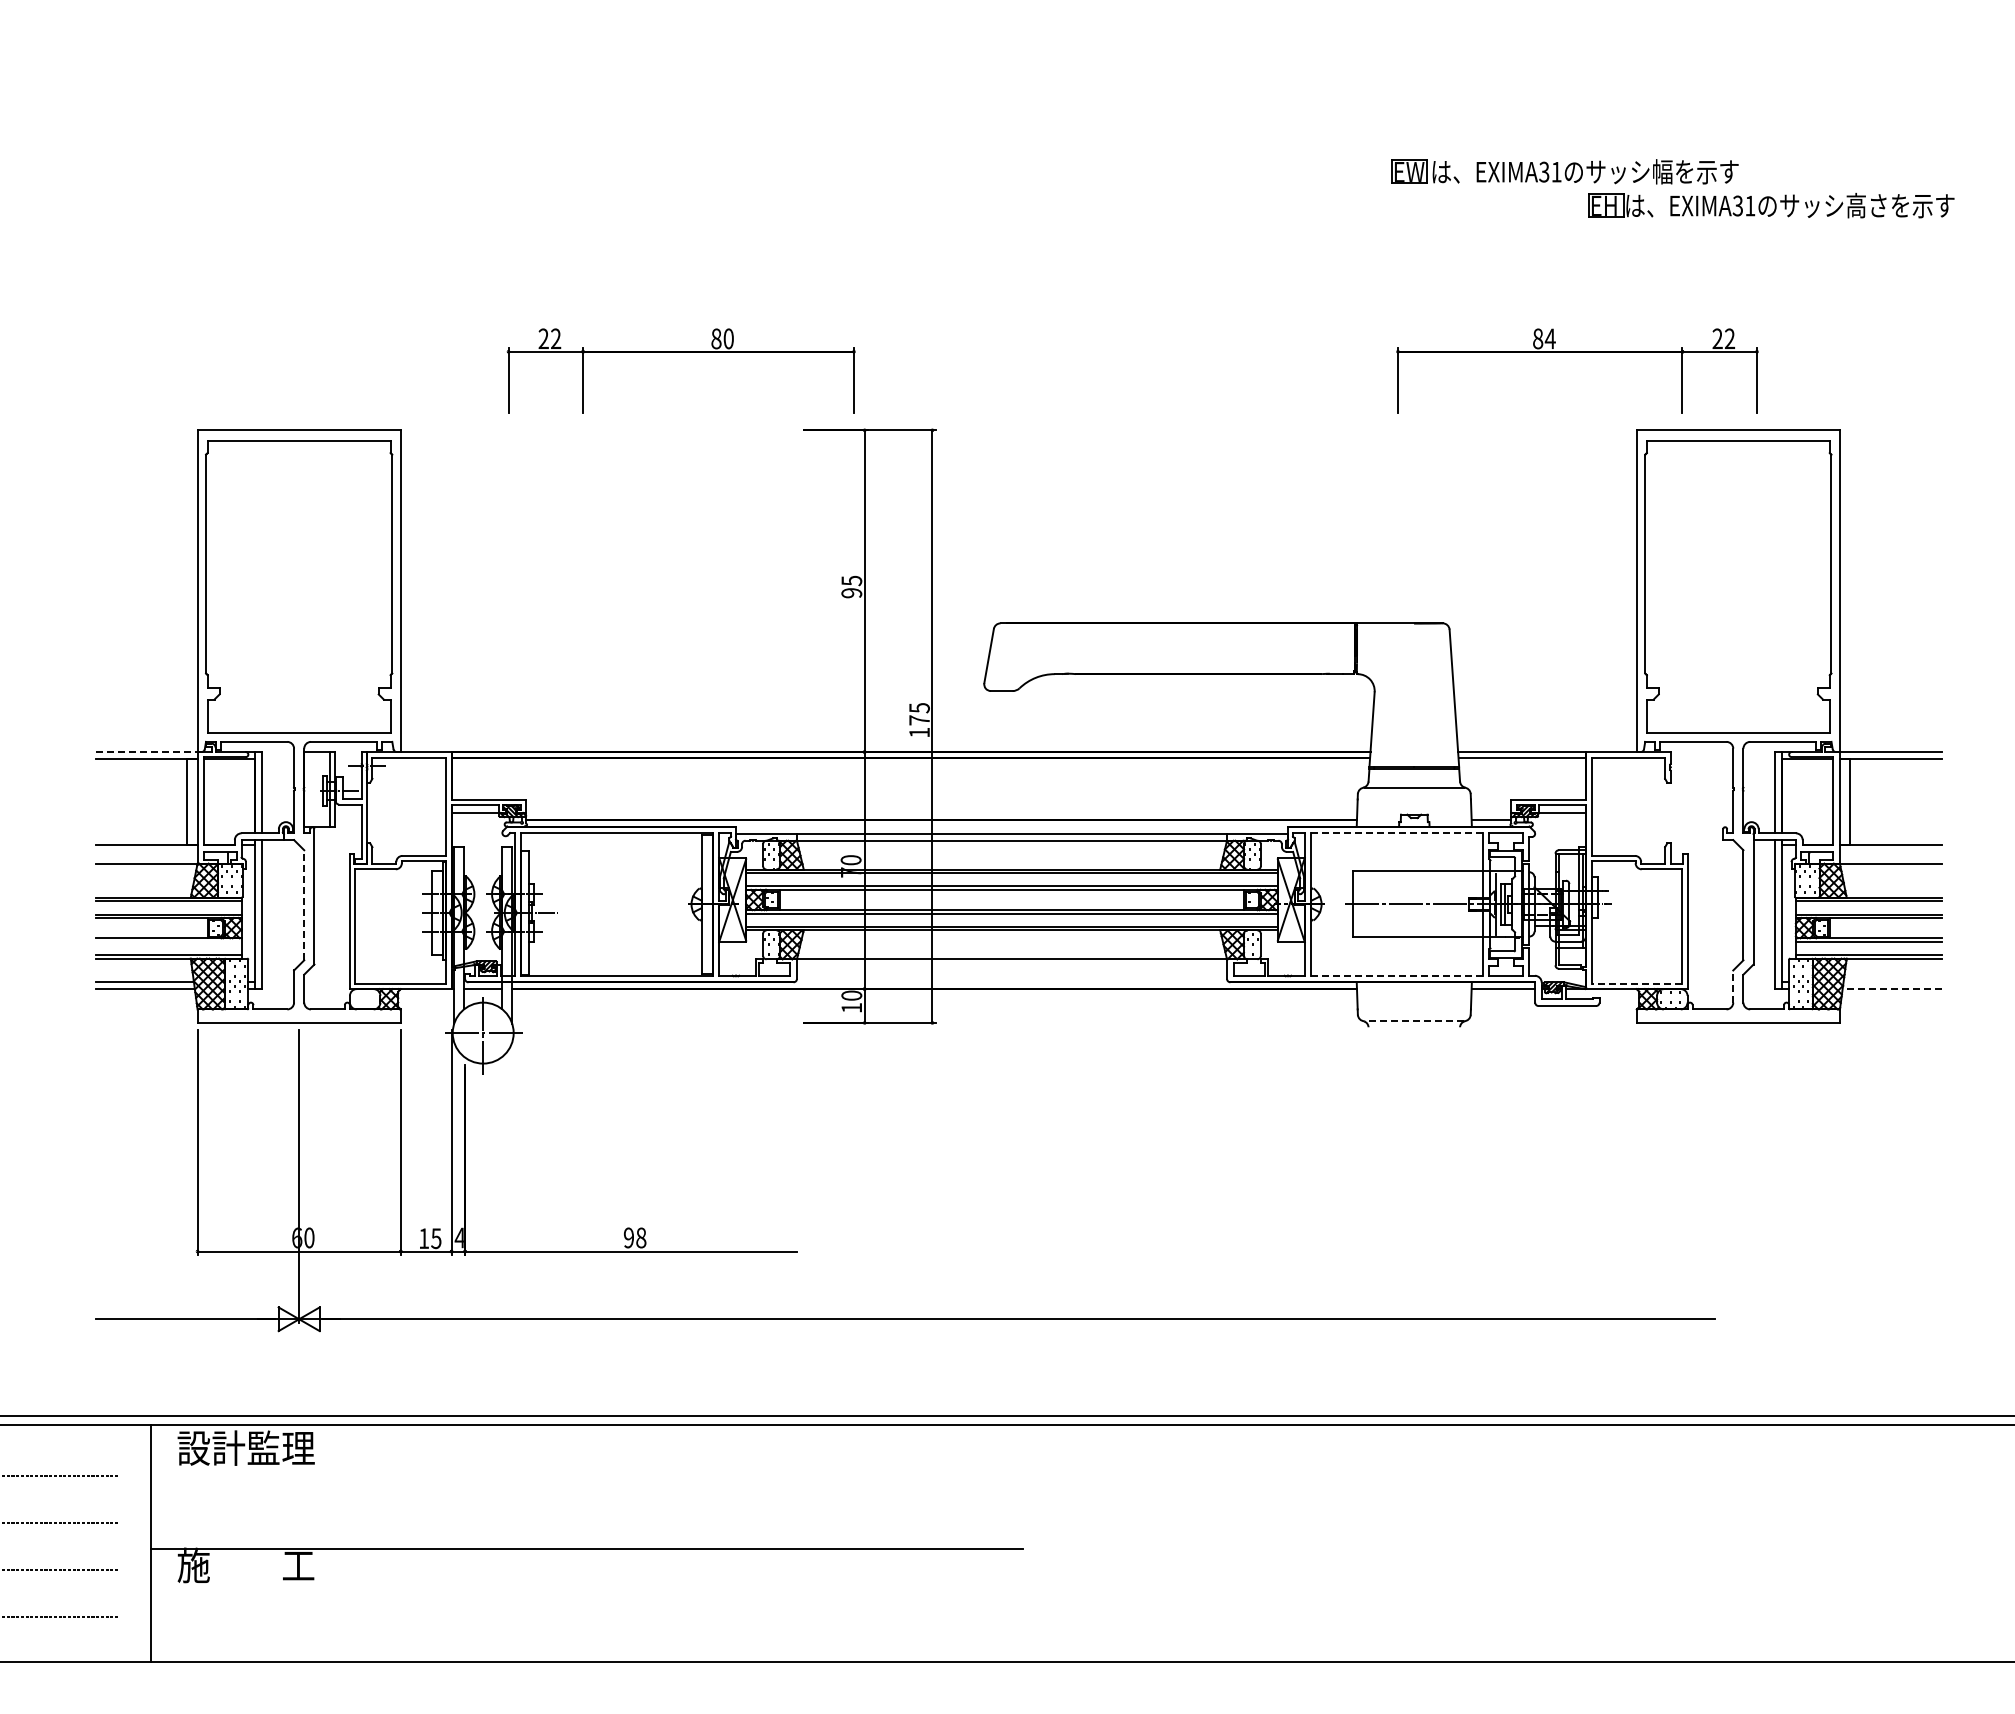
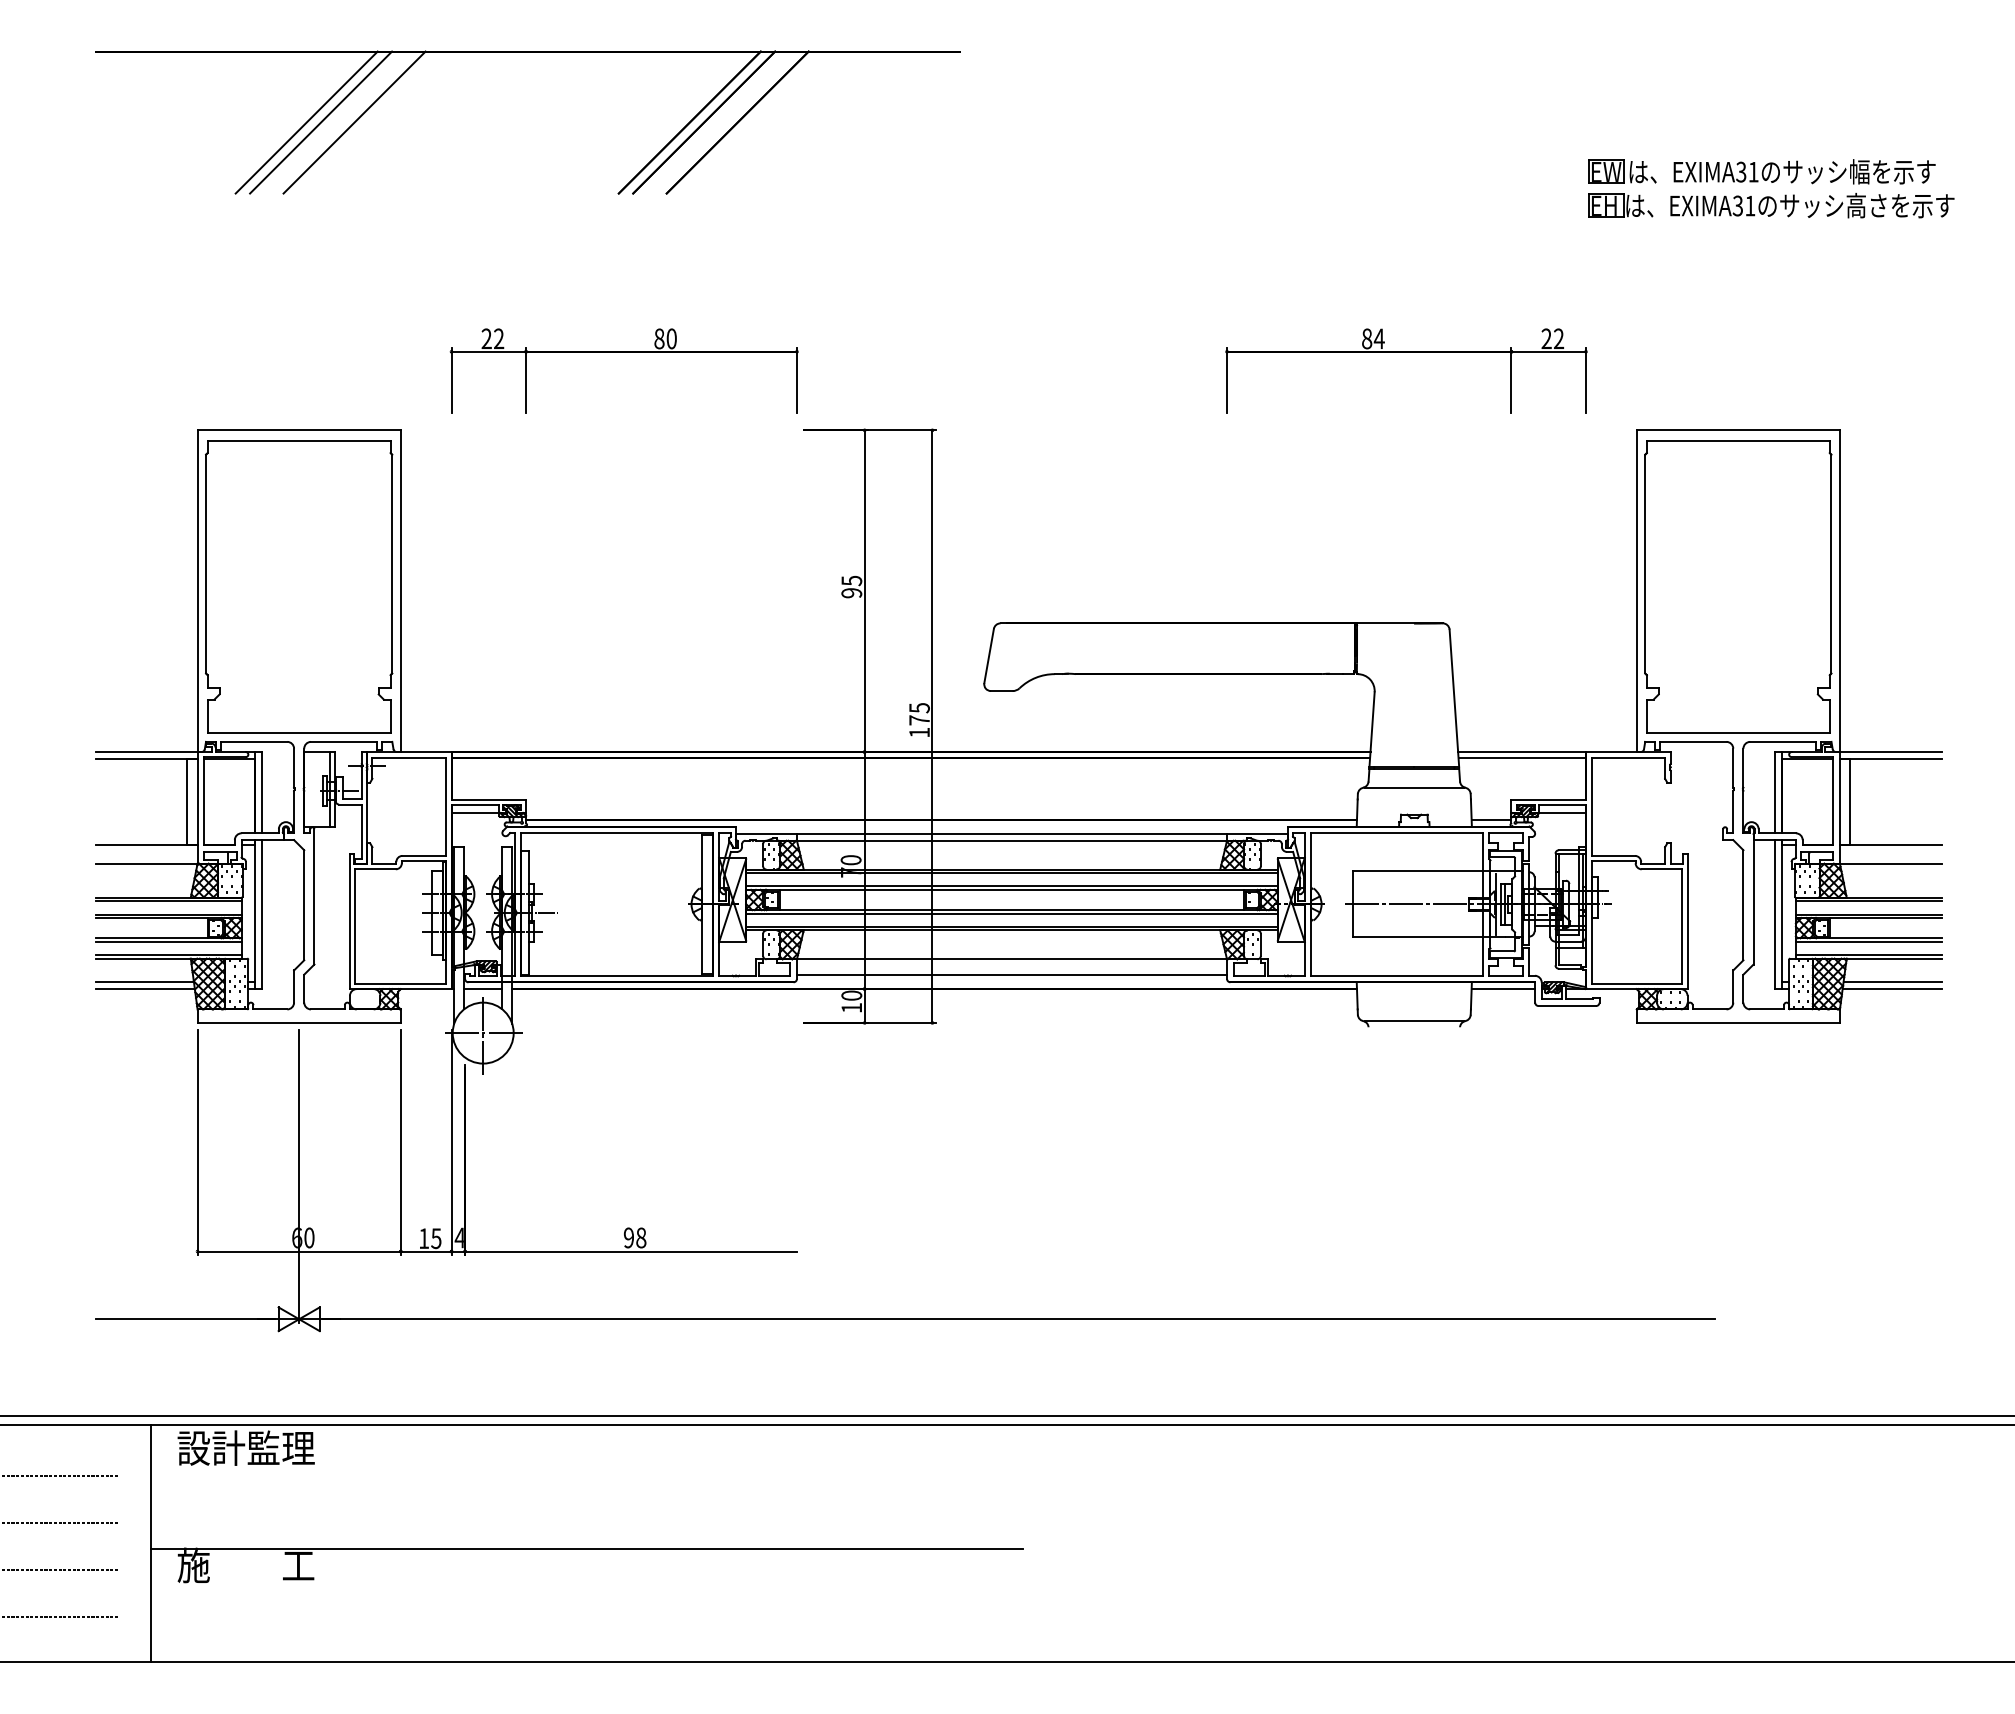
part: none -> present (527, 52)
part position: (1564, 171) -> (1761, 171) (1761, 171)
part position: (680, 352) -> (623, 352) (623, 352)
part position: (1577, 352) -> (1406, 352) (1406, 352)
line: dashed -> solid (147, 752)
line: dashed -> solid (1397, 833)
line: dashed -> solid (304, 904)
line: none -> present (168, 941)
line: none -> present (1011, 974)
line: dashed -> solid (1397, 975)
line: none -> present (1892, 982)
line: dashed -> solid (1636, 983)
line: dashed -> solid (1733, 986)
line: dashed -> solid (1891, 989)
line: dashed -> solid (1414, 1021)
